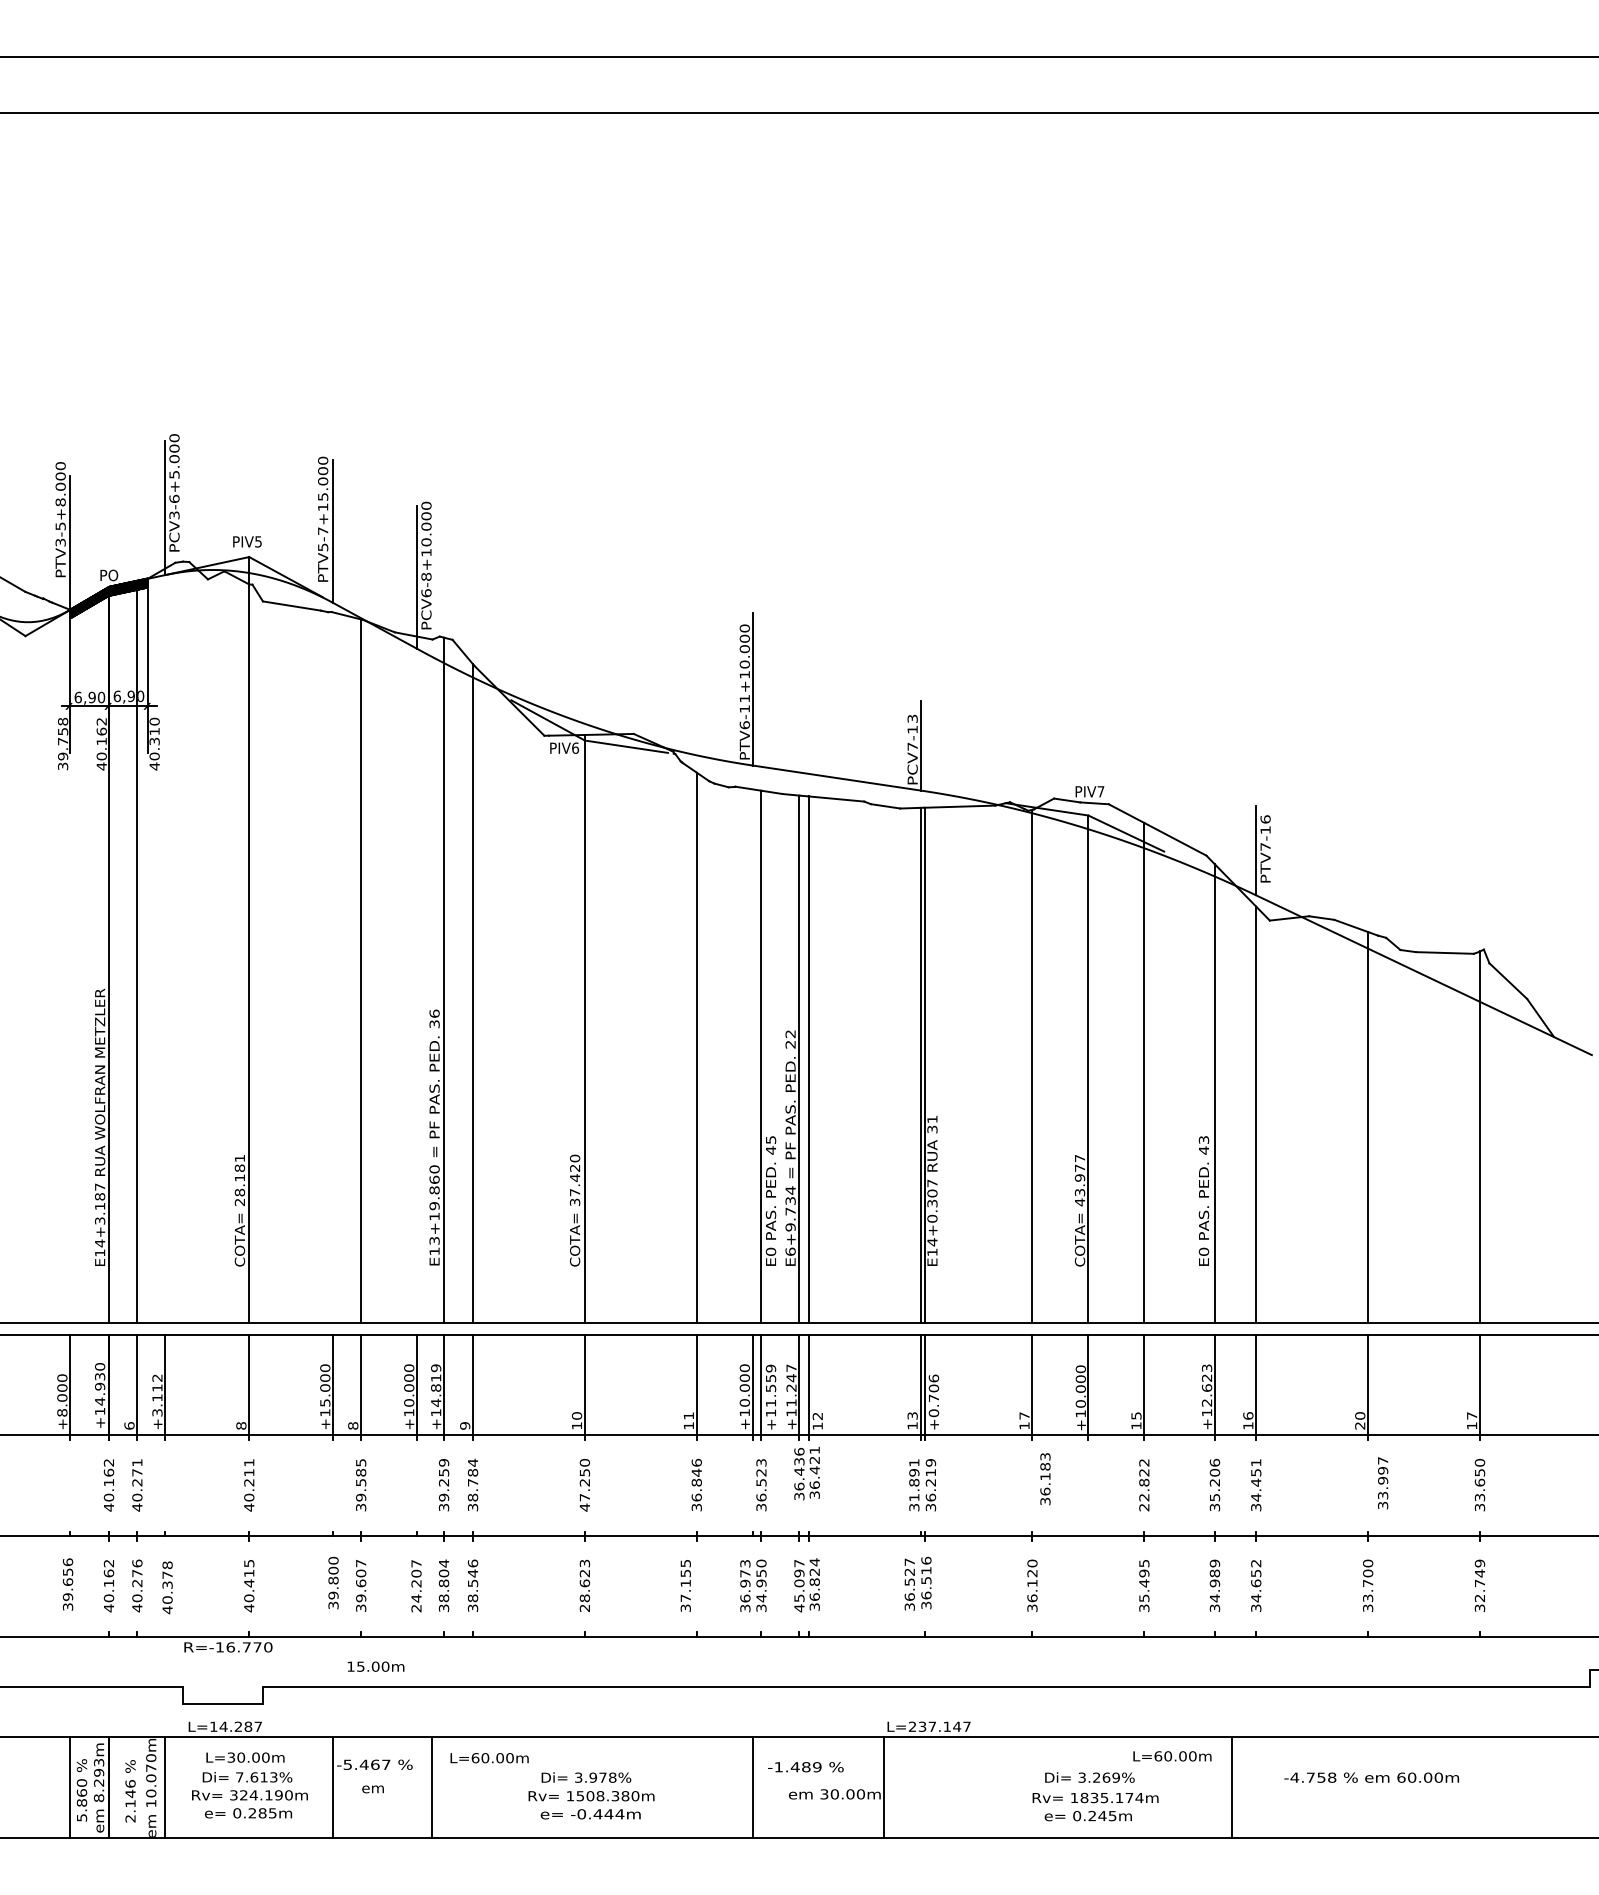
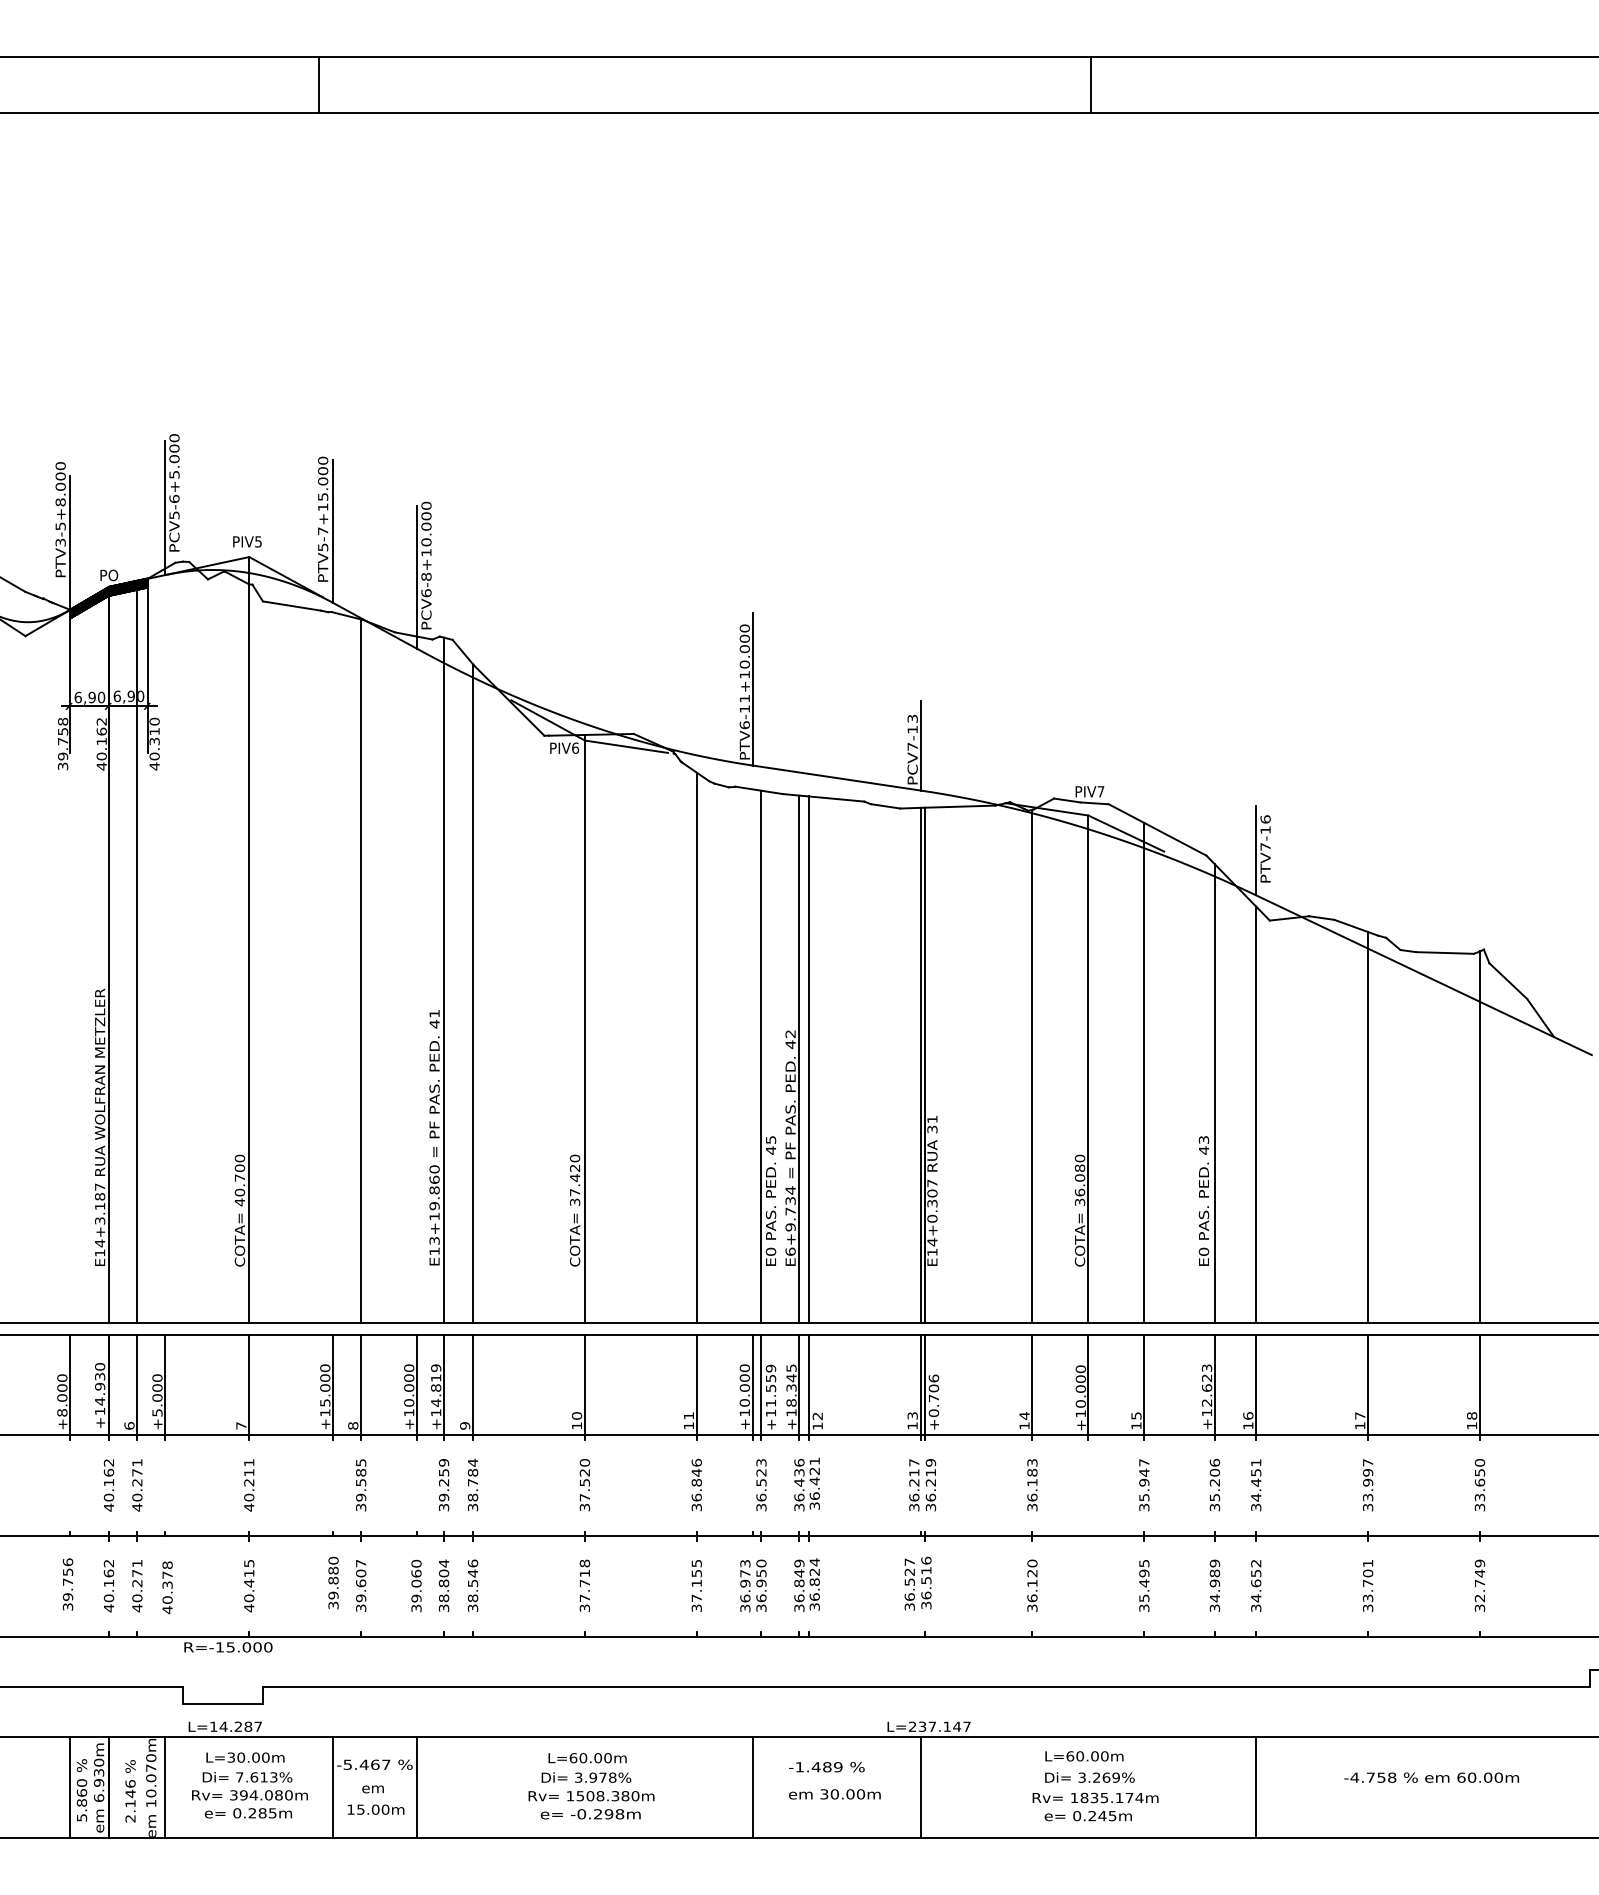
line: none -> present (319, 84)
line: none -> present (1091, 84)
text: PCV3-6+5.000 -> PCV5-6+5.000 (173, 514)
text: 36 -> 41 (434, 1018)
text: 22 -> 42 (790, 1044)
text: 28.181 -> 40.700 (239, 1180)
text: 43.977 -> 36.080 (1079, 1180)
text: +11.247 -> +18.345 (791, 1385)
text: +3.112 -> +5.000 (157, 1395)
text: 17 -> 14 (1024, 1415)
text: 17 -> 18 (1472, 1415)
text: 20 -> 17 (1360, 1420)
text: 8 -> 7 (241, 1425)
text position: (806, 1473) -> (806, 1484) (806, 1484)
text position: (1045, 1479) -> (1032, 1485) (1032, 1485)
text: 31.891 -> 36.217 (914, 1480)
text position: (1383, 1483) -> (1368, 1485) (1368, 1485)
text: 22.822 -> 35.947 (1144, 1485)
text: 47.250 -> 37.520 (584, 1490)
text: 40.276 -> 40.271 (137, 1563)
text: 33.700 -> 33.701 (1368, 1563)
text: 39.800 -> 39.880 (333, 1570)
text: 39.656 -> 39.756 (67, 1581)
text: 24.207 -> 39.060 (416, 1585)
text: 28.623 -> 37.718 (584, 1585)
text position: (685, 1585) -> (696, 1585) (696, 1585)
text: 45.097 -> 36.849 (799, 1585)
text: 34.950 -> 36.950 (761, 1598)
text: R=-16.770 -> R=-15.000 (243, 1647)
text position: (375, 1666) -> (375, 1809) (375, 1809)
text position: (1172, 1756) -> (1084, 1756) (1084, 1756)
text position: (489, 1758) -> (587, 1758) (587, 1758)
text position: (805, 1767) -> (826, 1767) (826, 1767)
text position: (1371, 1777) -> (1431, 1777) (1431, 1777)
text: 8.293m -> 6.930m (99, 1780)
line position: (432, 1787) -> (417, 1787) (417, 1787)
line position: (883, 1787) -> (920, 1787) (920, 1787)
line position: (1232, 1787) -> (1256, 1787) (1256, 1787)
text: 324.190m -> 394.080m (261, 1795)
text: -0.444m -> -0.298m (608, 1814)
